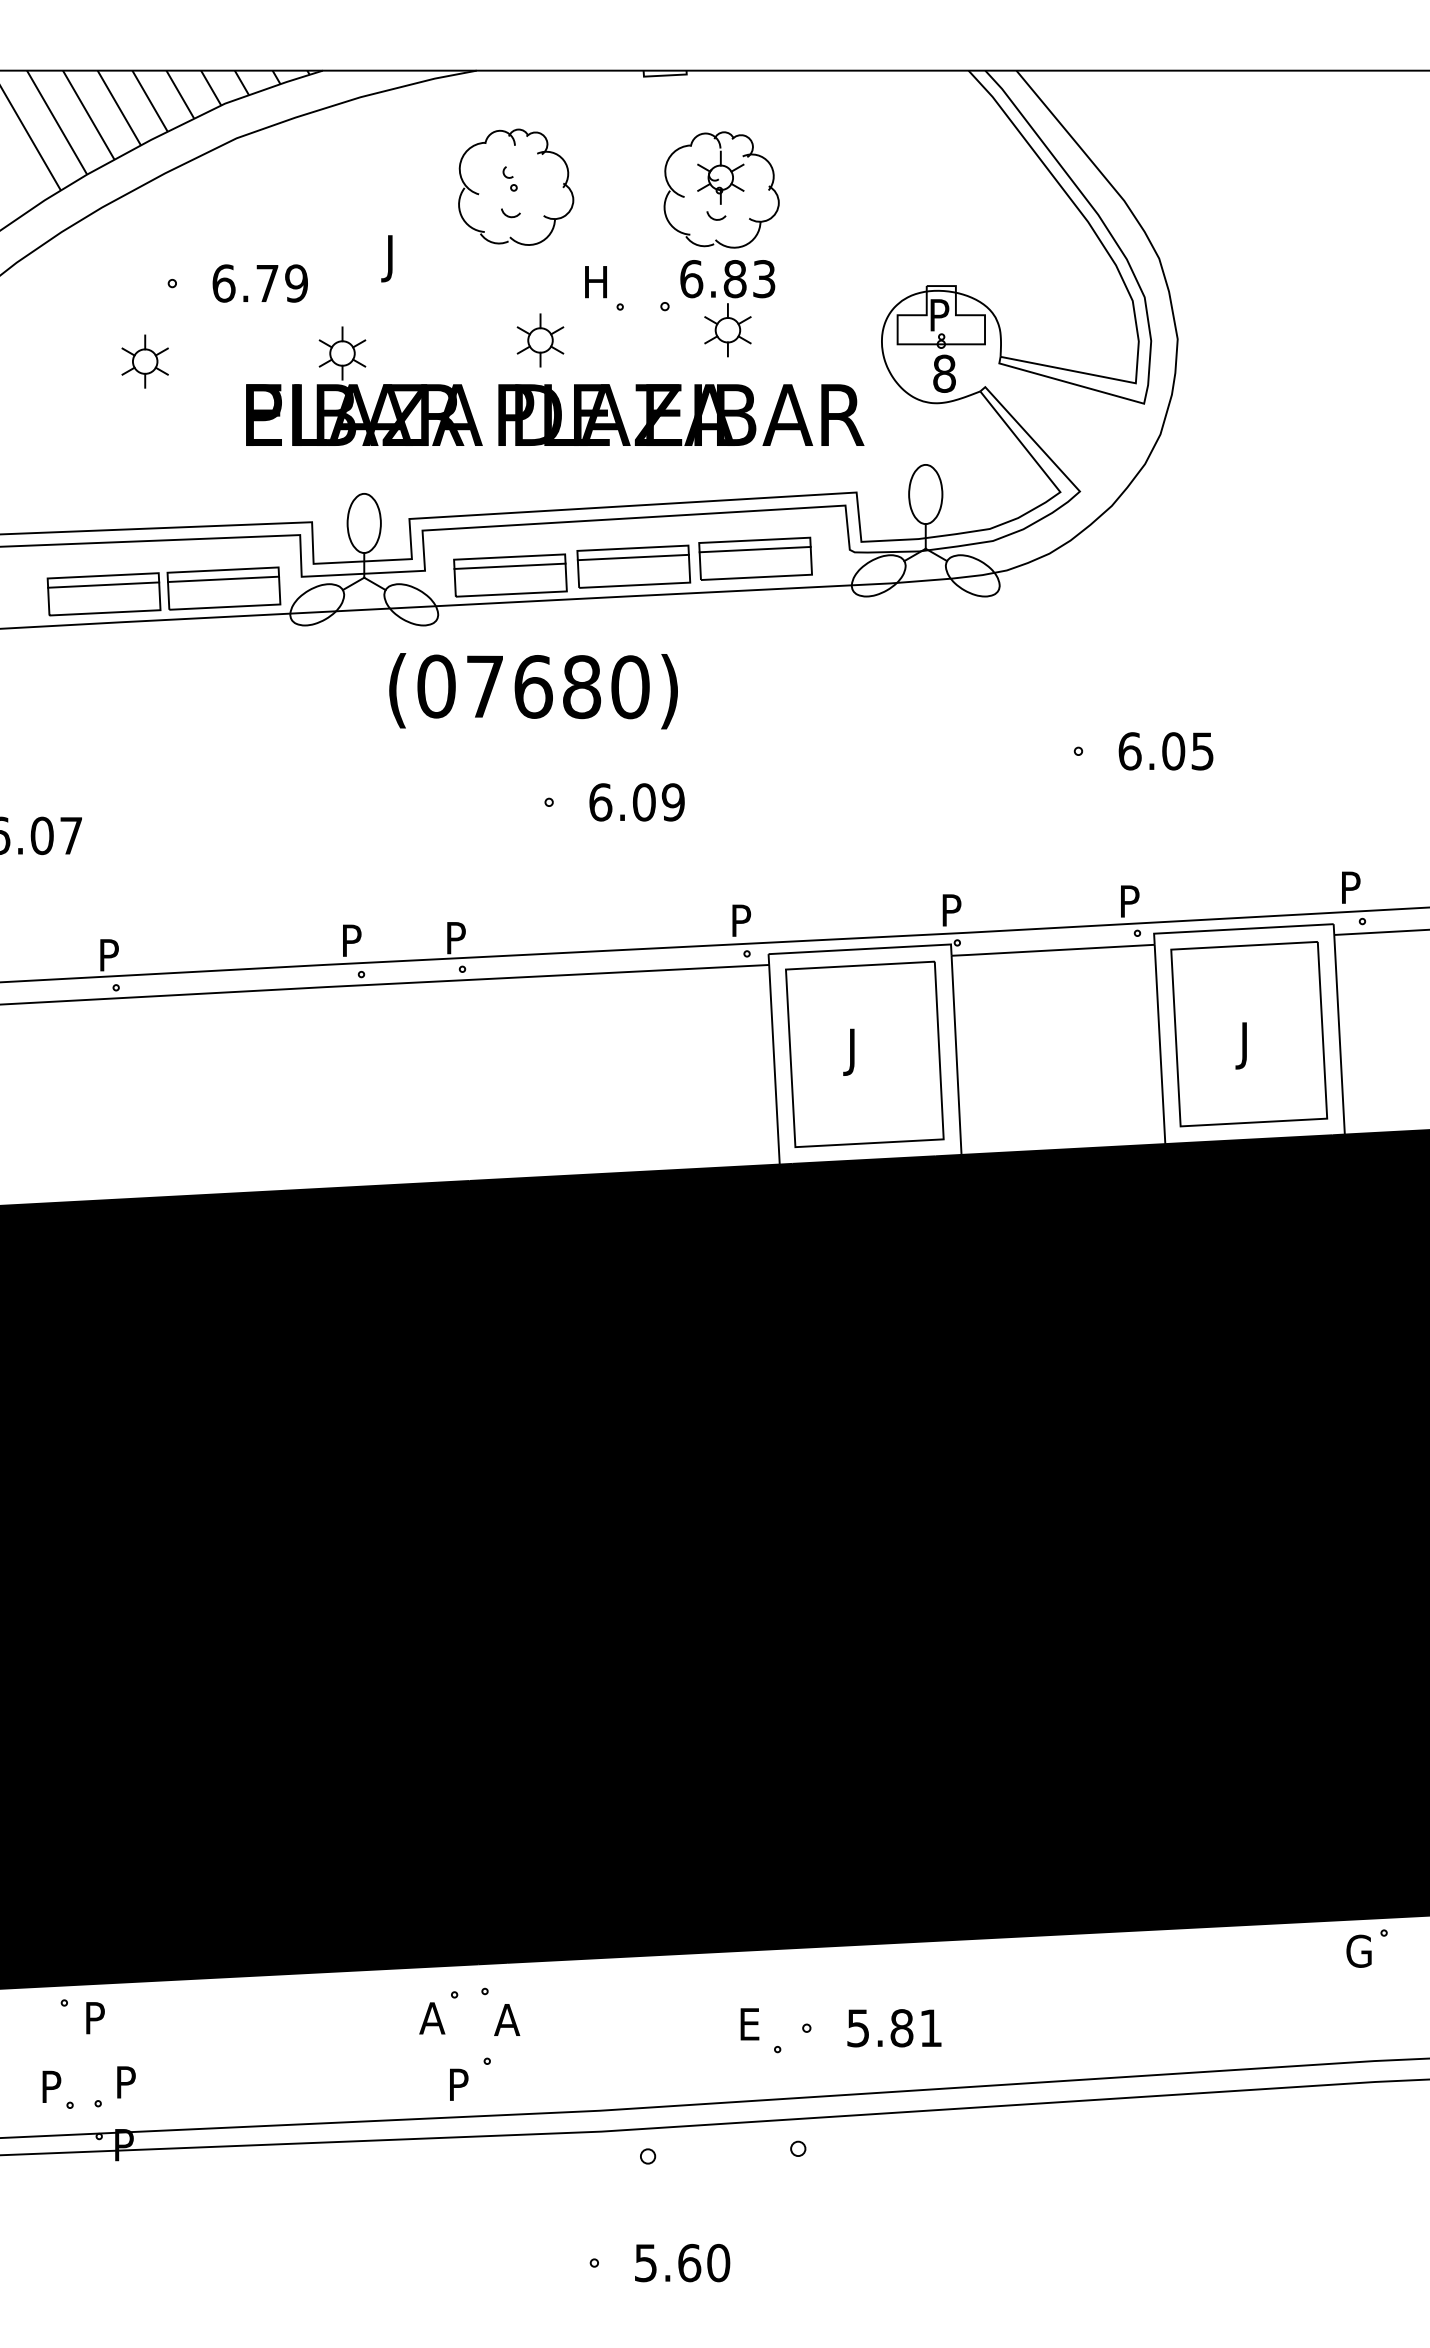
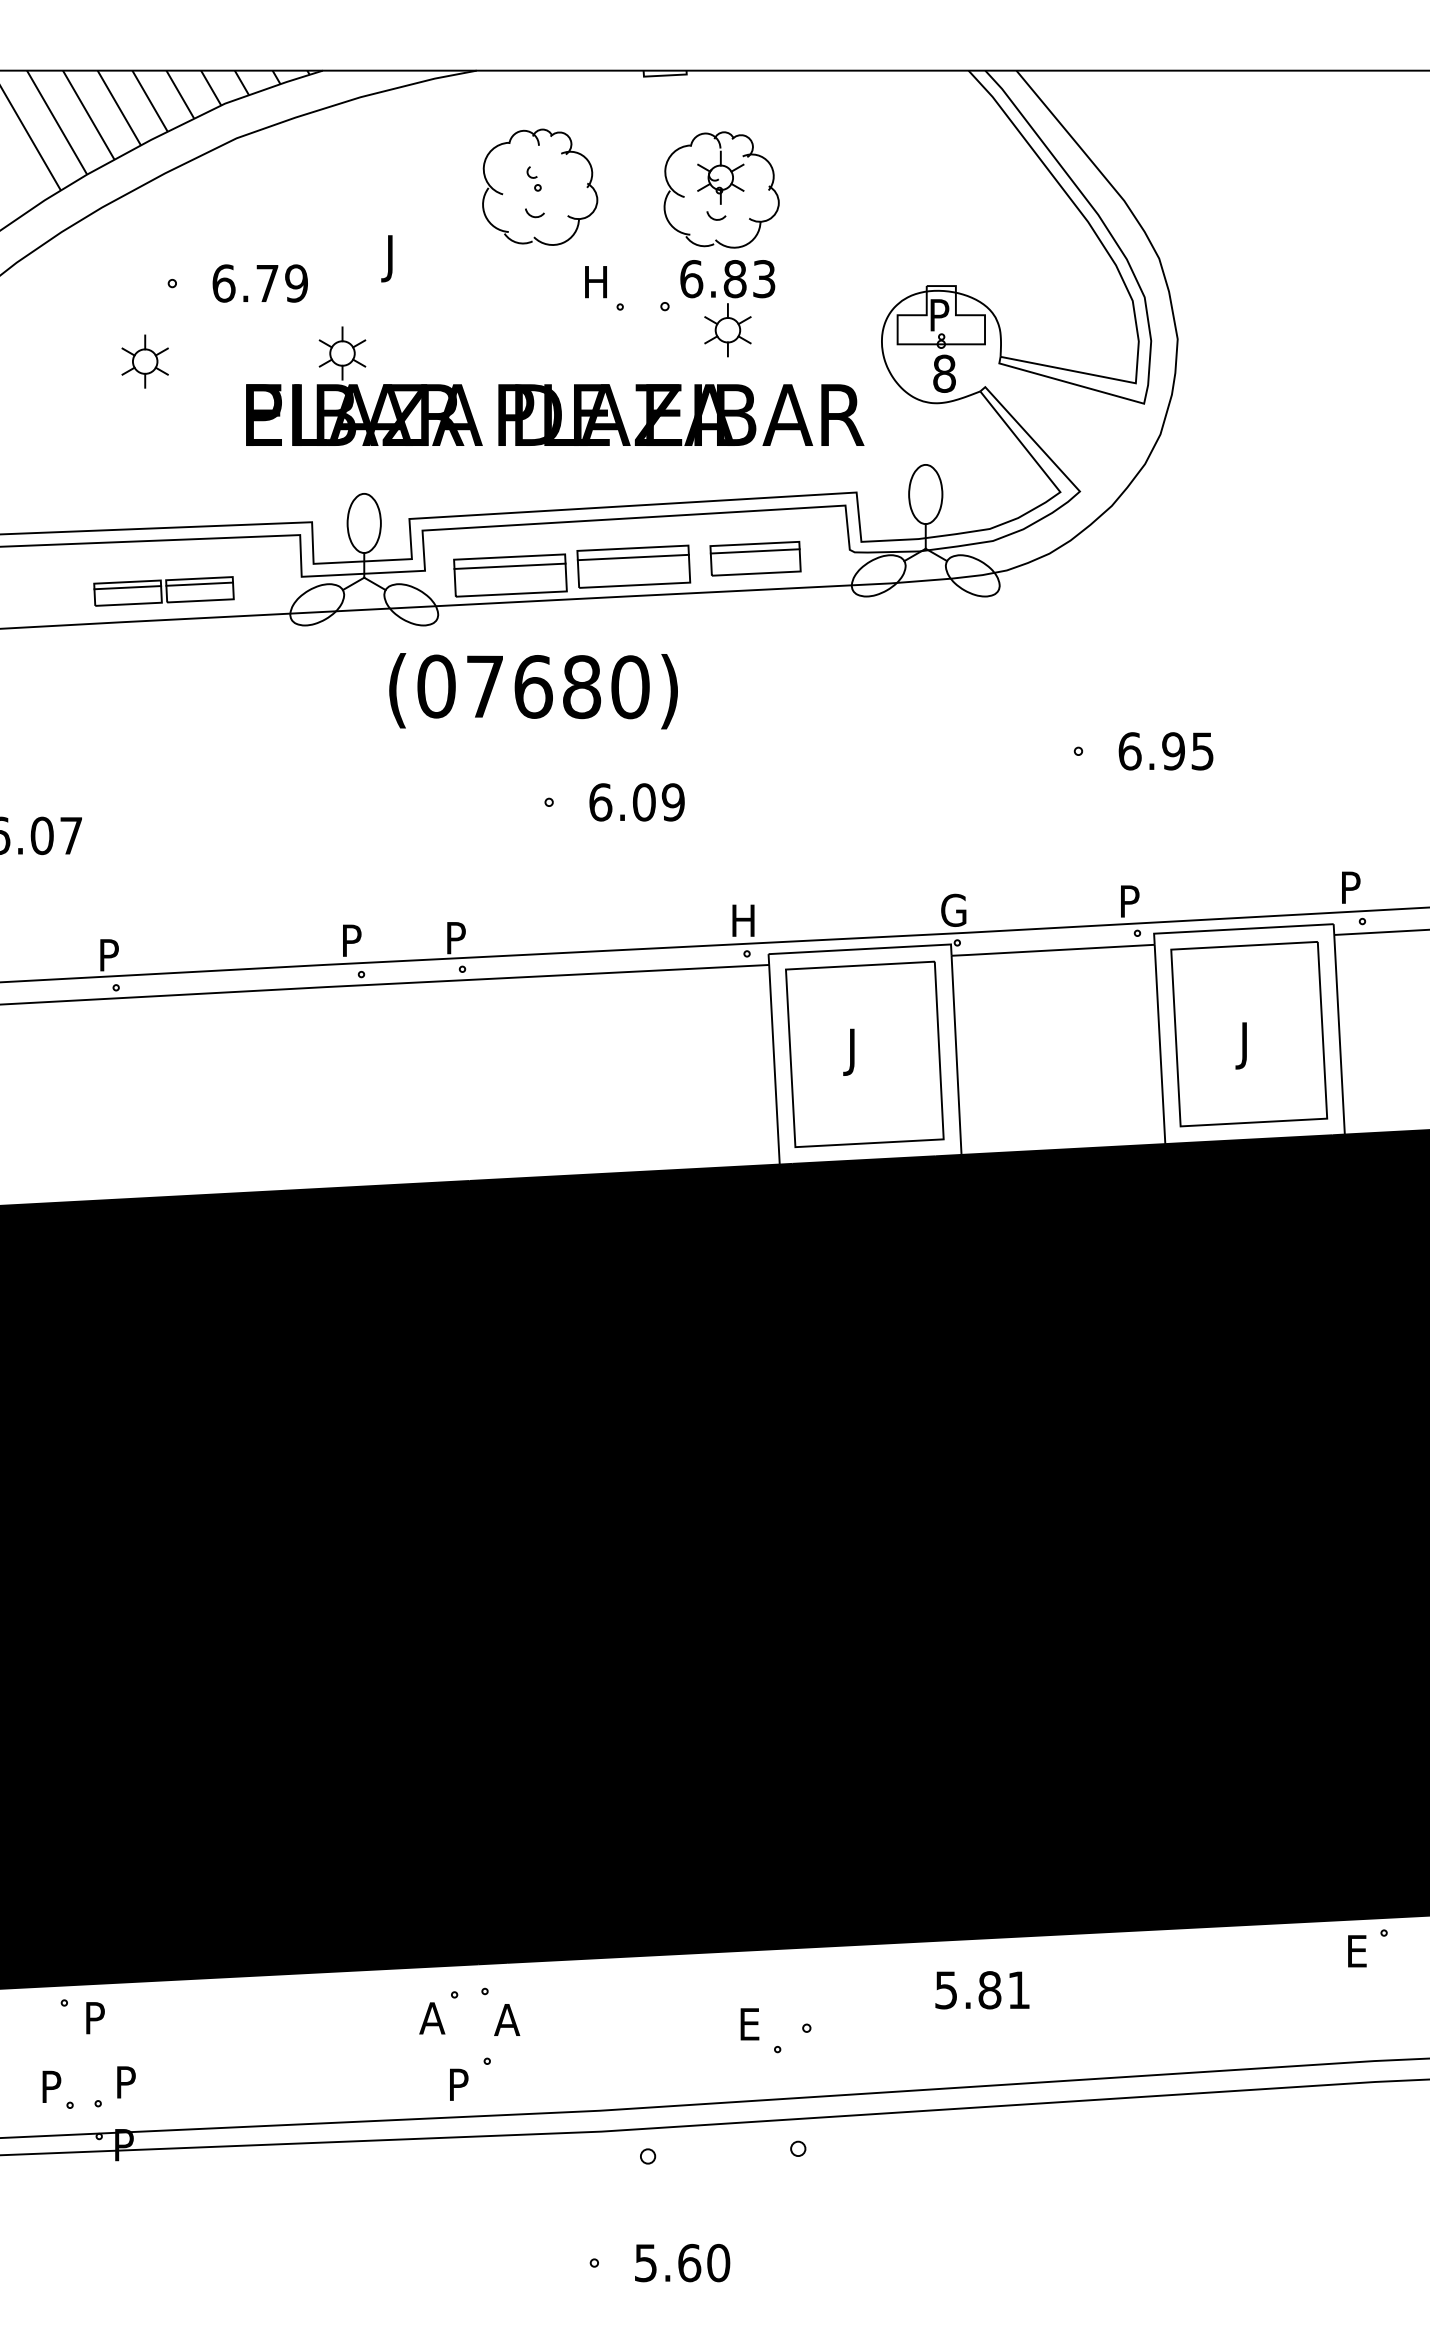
part position: (516, 186) -> (540, 186) (540, 186)
part: present -> none (540, 340)
part size: 115x45 px -> 93x36 px (755, 558)
part size: 236x51 px -> 142x31 px (163, 591)
text: 6.05 -> 6.95 (1173, 751)
text: P -> G (953, 909)
text: P -> H (745, 920)
text: G -> E (1358, 1950)
text position: (894, 2028) -> (982, 1990) (982, 1990)
